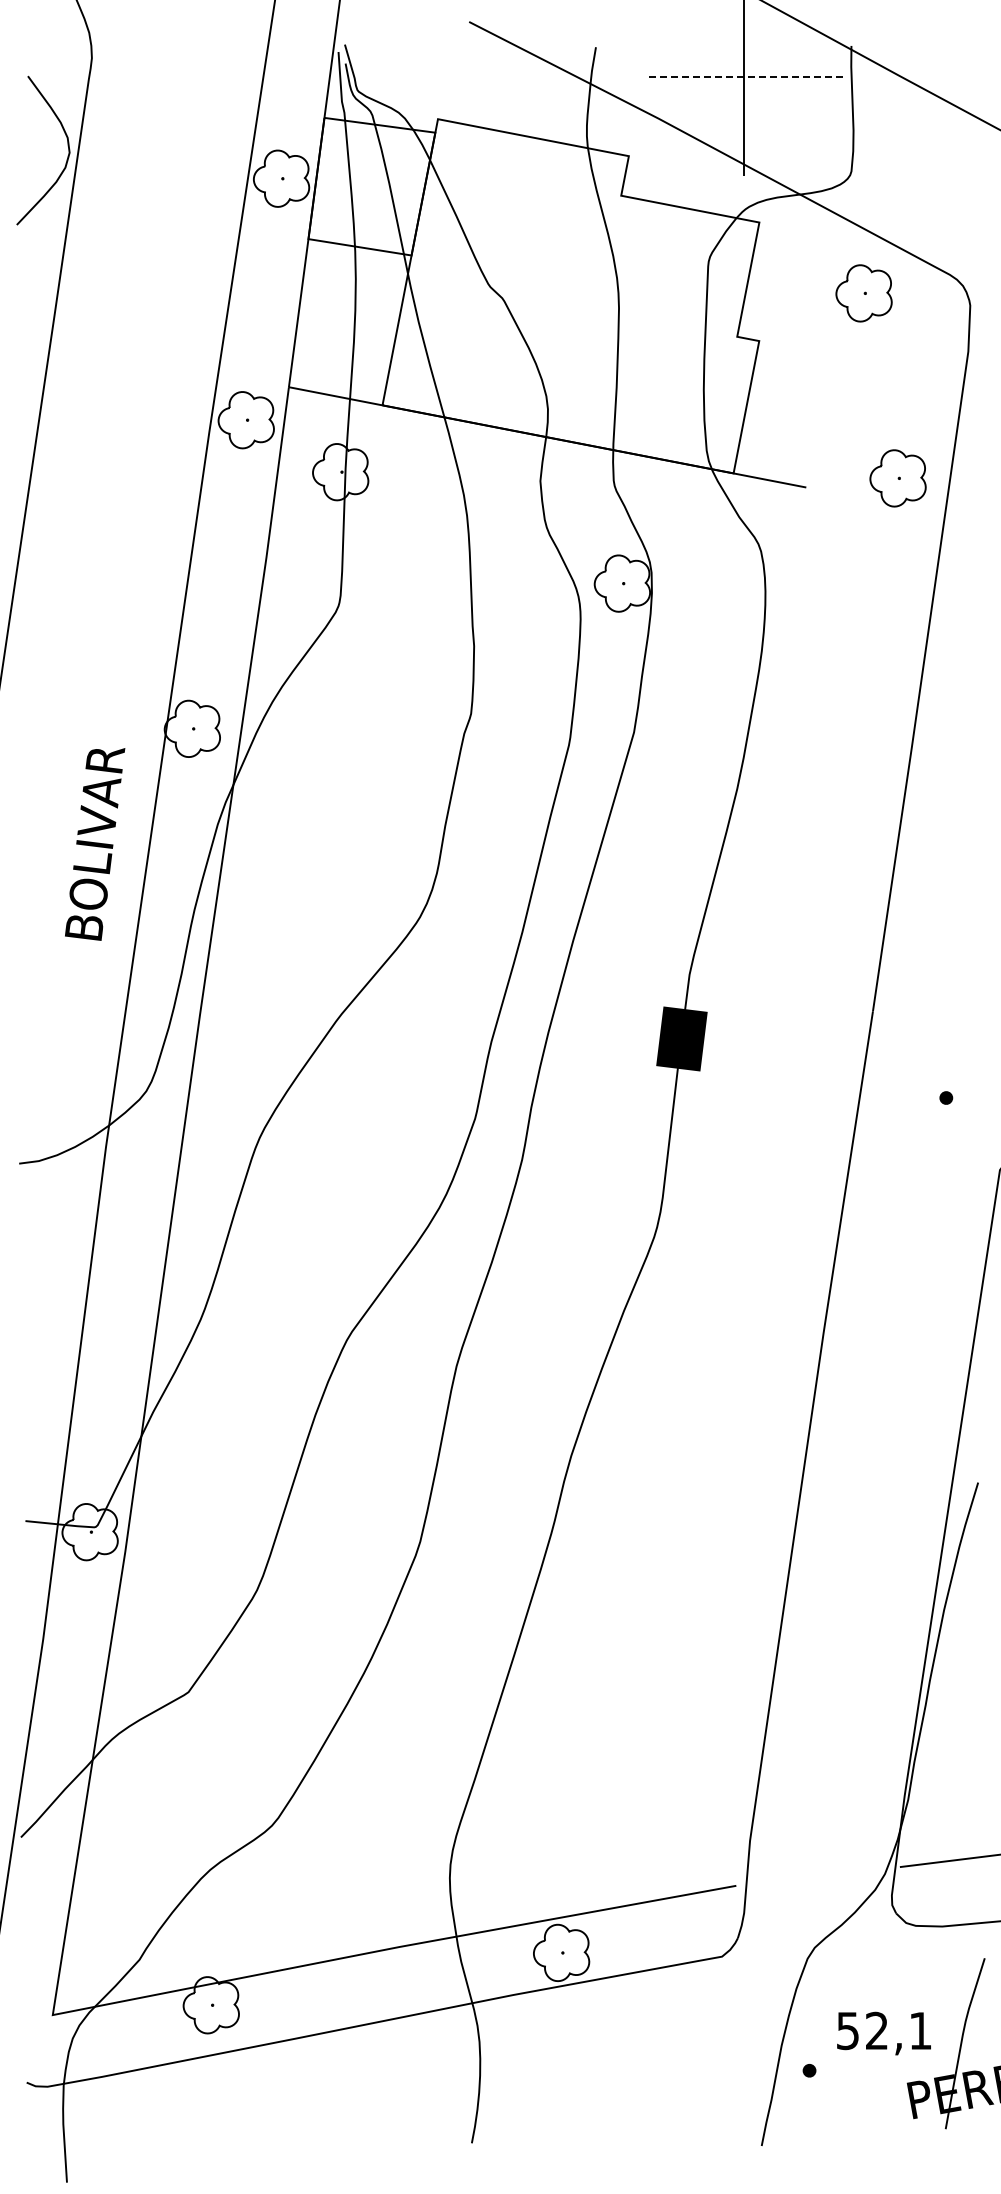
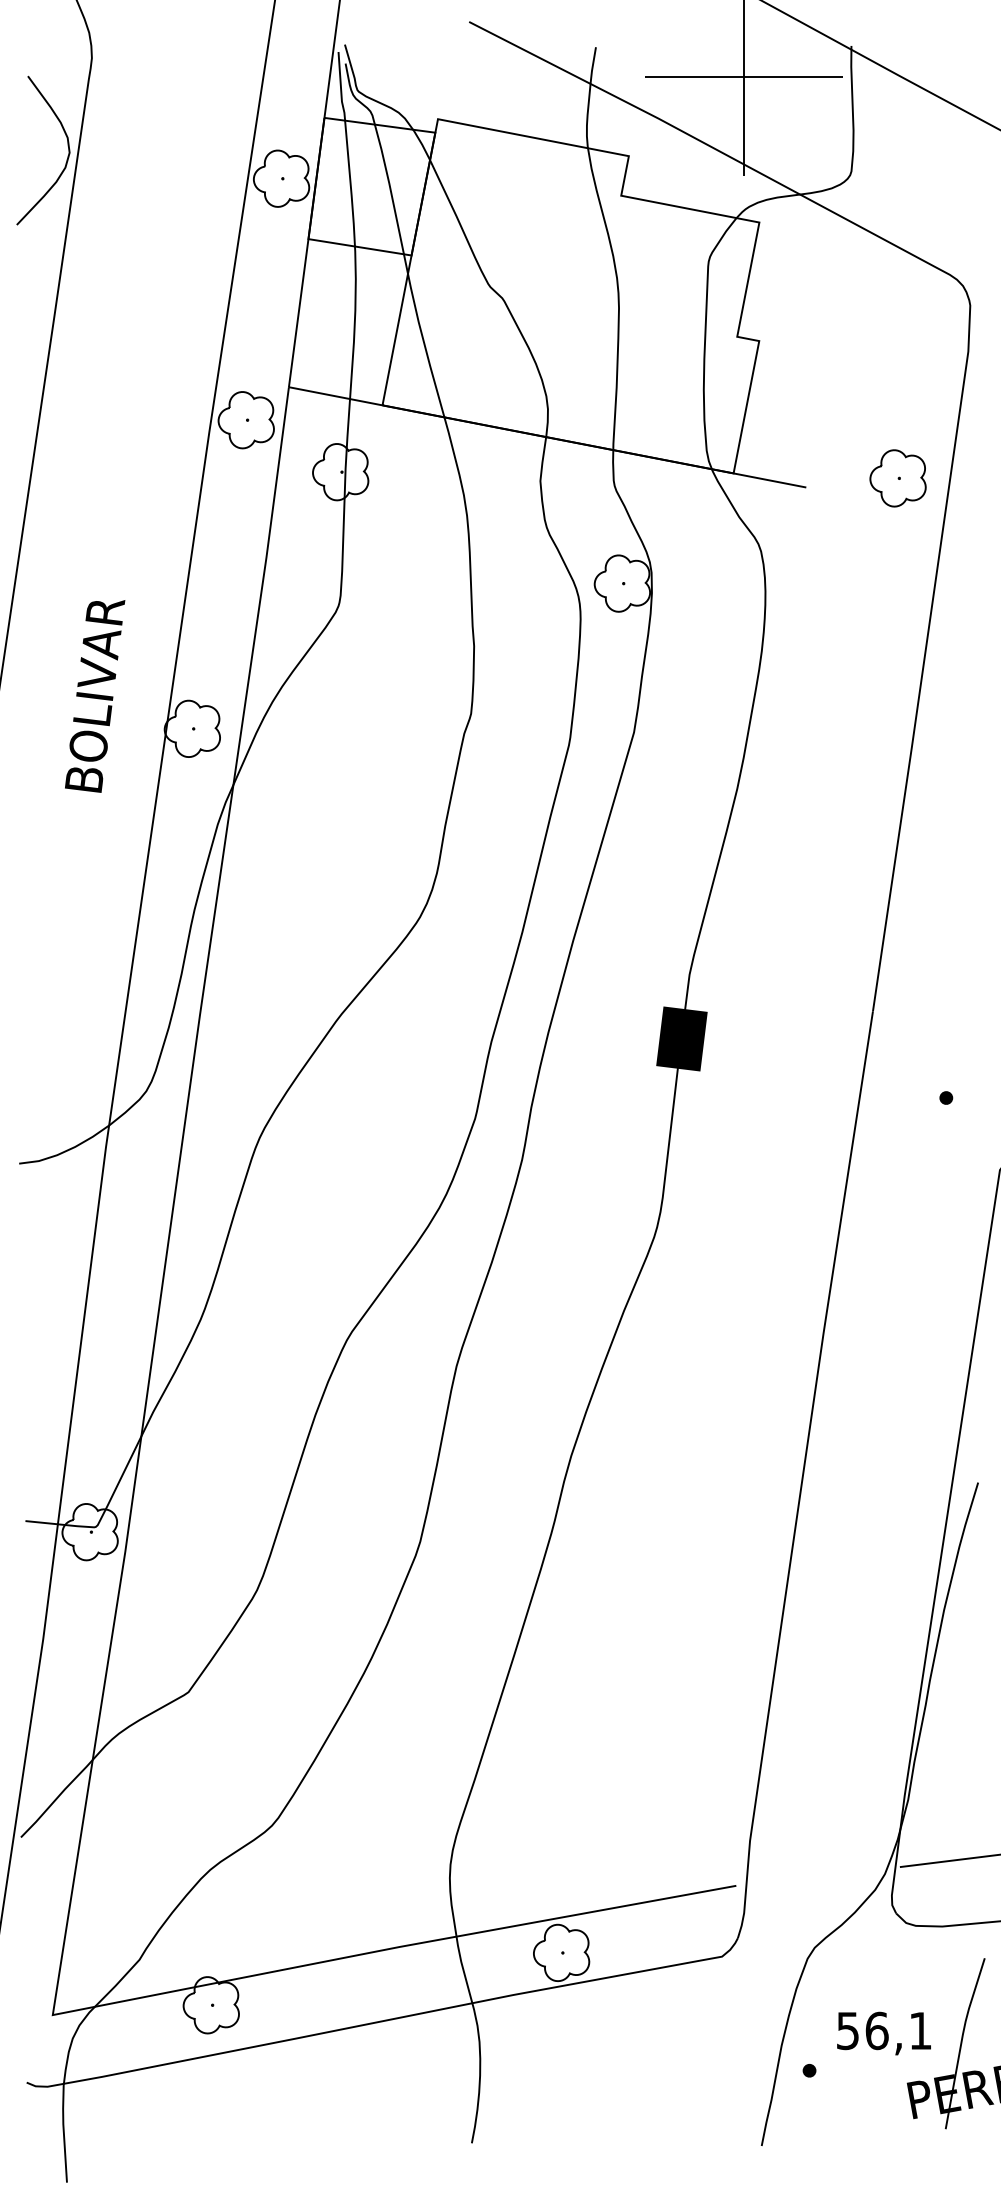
line: dashed -> solid (744, 77)
part: present -> none (863, 293)
text position: (95, 844) -> (95, 696) (95, 696)
text: 52,1 -> 56,1 (876, 2030)
